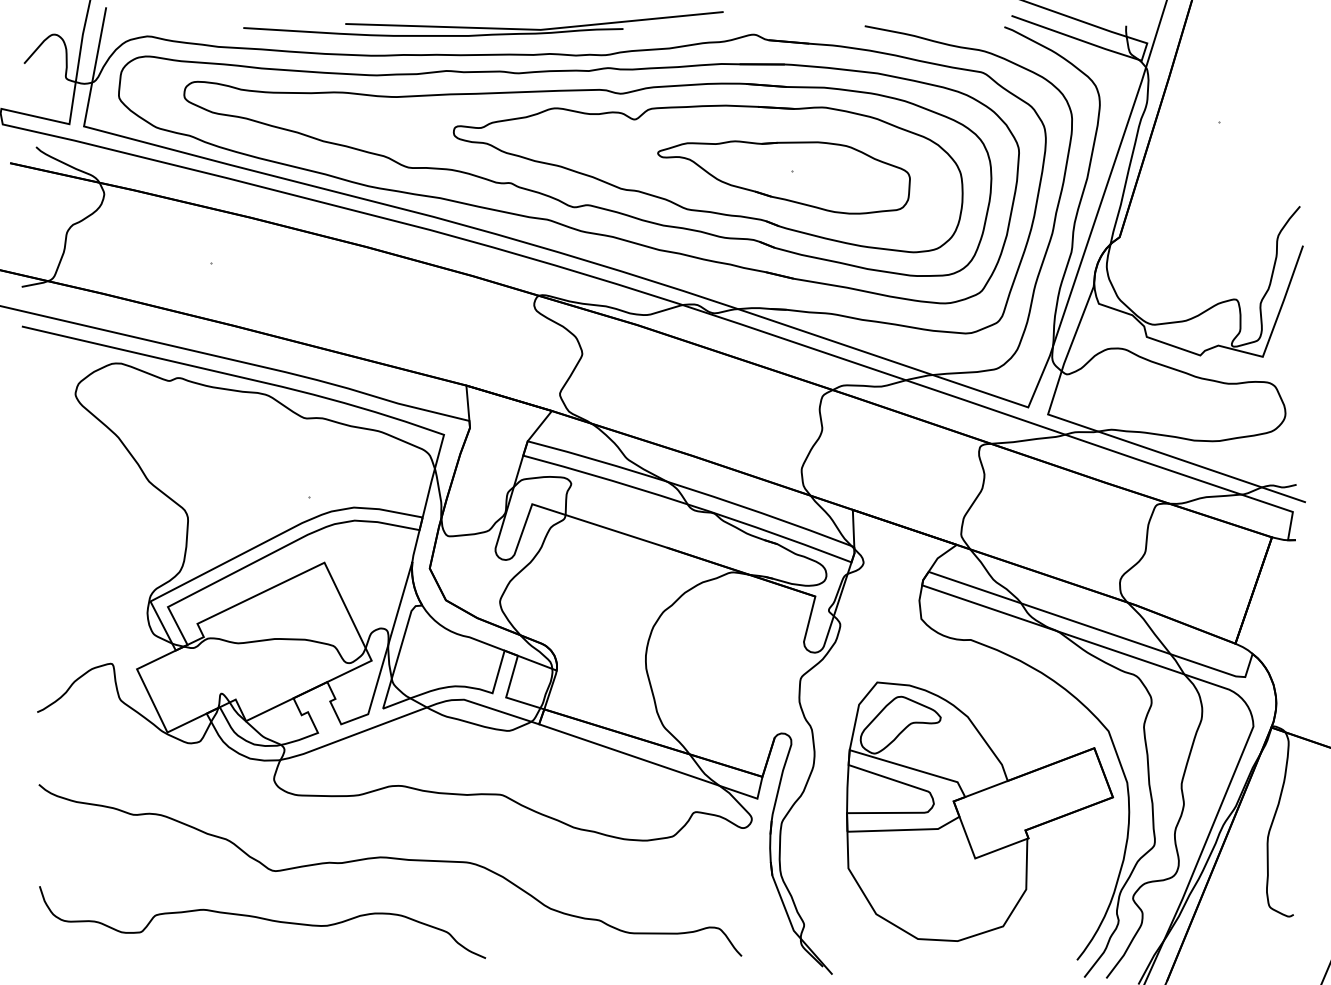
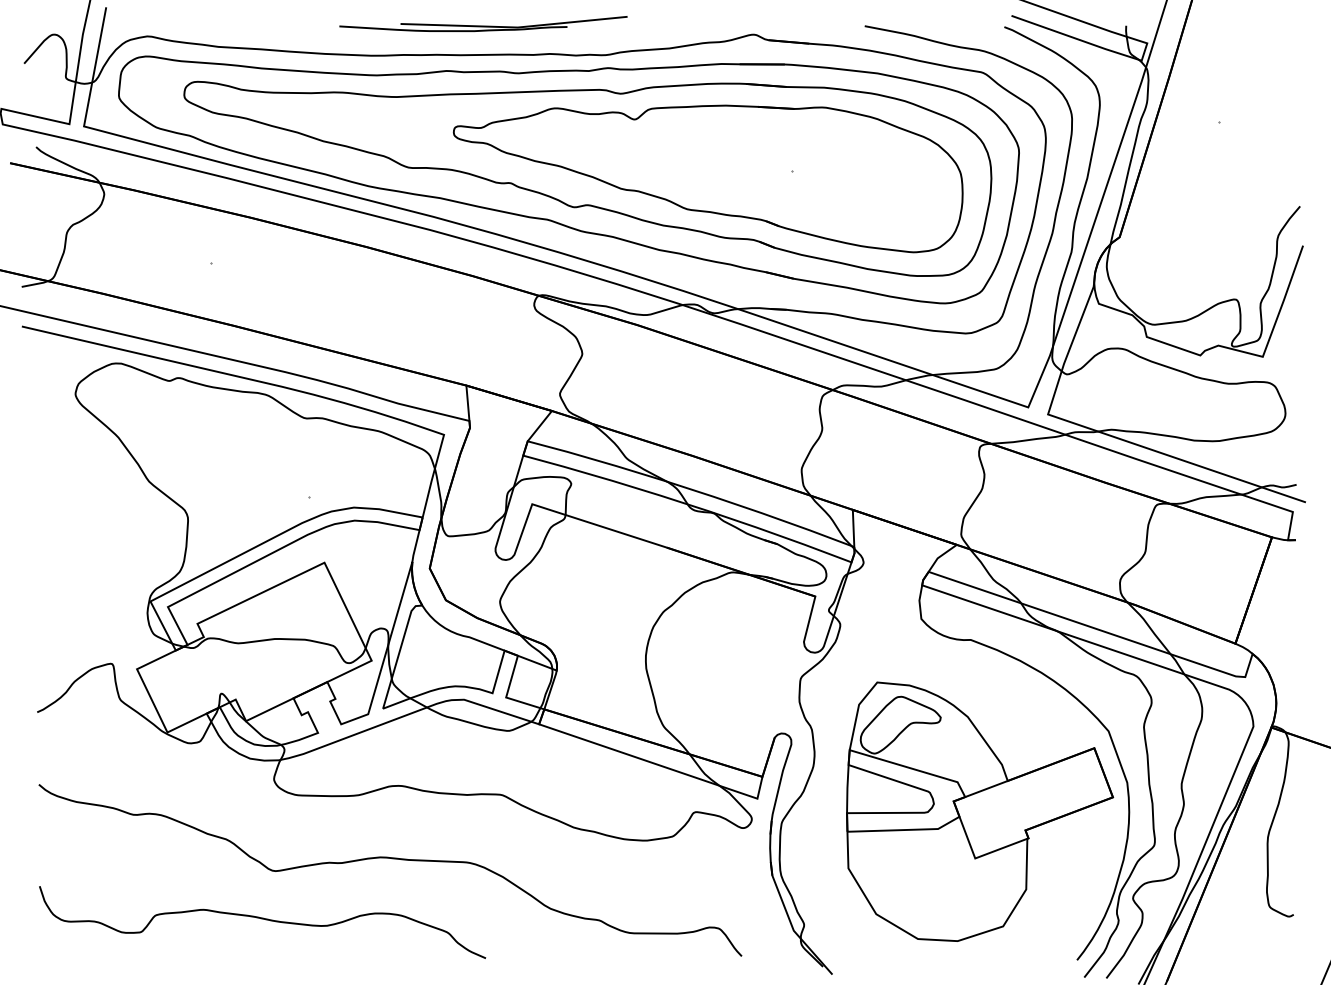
part size: 481x26 px -> 289x17 px (483, 24)
part: present -> none (783, 177)
